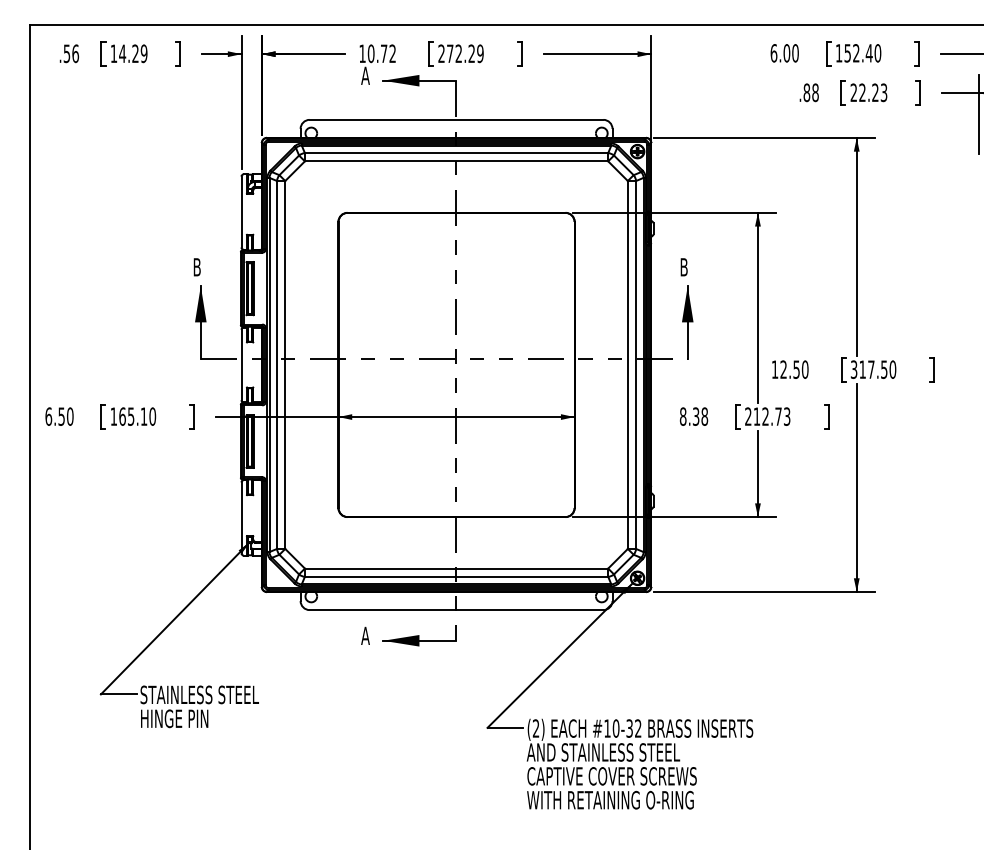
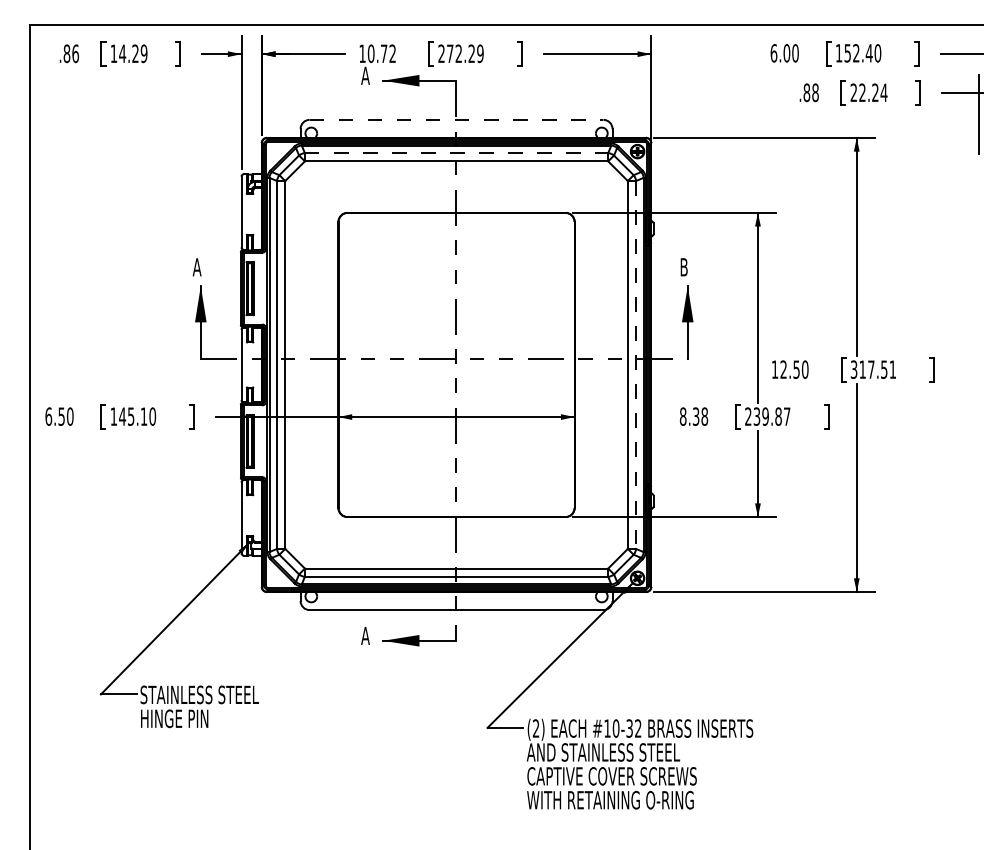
text: .56 -> .86 (66, 53)
text: 22.23 -> 22.24 (883, 92)
line: solid -> dashed (456, 119)
line: solid -> dashed (456, 153)
text: B -> A (196, 267)
line: solid -> dashed (636, 364)
text: 317.50 -> 317.51 (892, 369)
text: 165.10 -> 145.10 (122, 416)
text: 212.73 -> 239.87 (771, 416)
